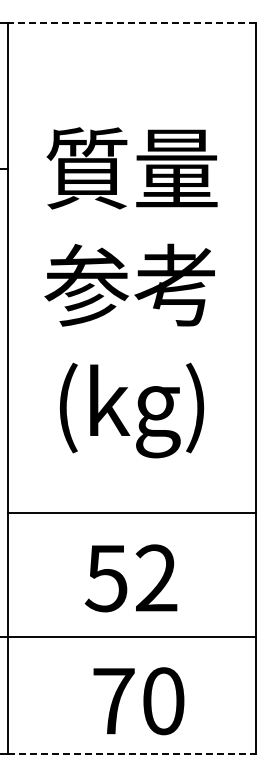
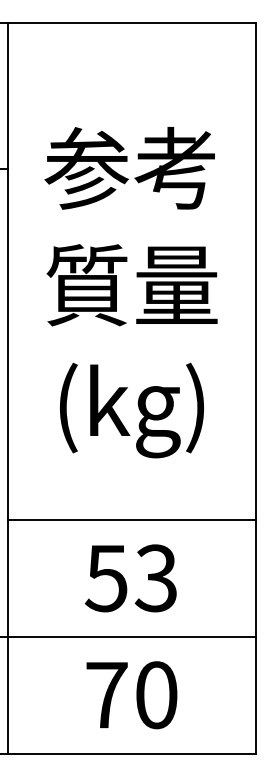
line: dashed -> solid (131, 23)
text: 質量 -> 参考 (130, 168)
text: 参考 -> 質量 (130, 284)
line position: (131, 512) -> (131, 519) (131, 519)
text: 52 -> 53 (155, 578)
text position: (138, 701) -> (131, 695) (131, 695)
line: dashed -> solid (132, 753)
